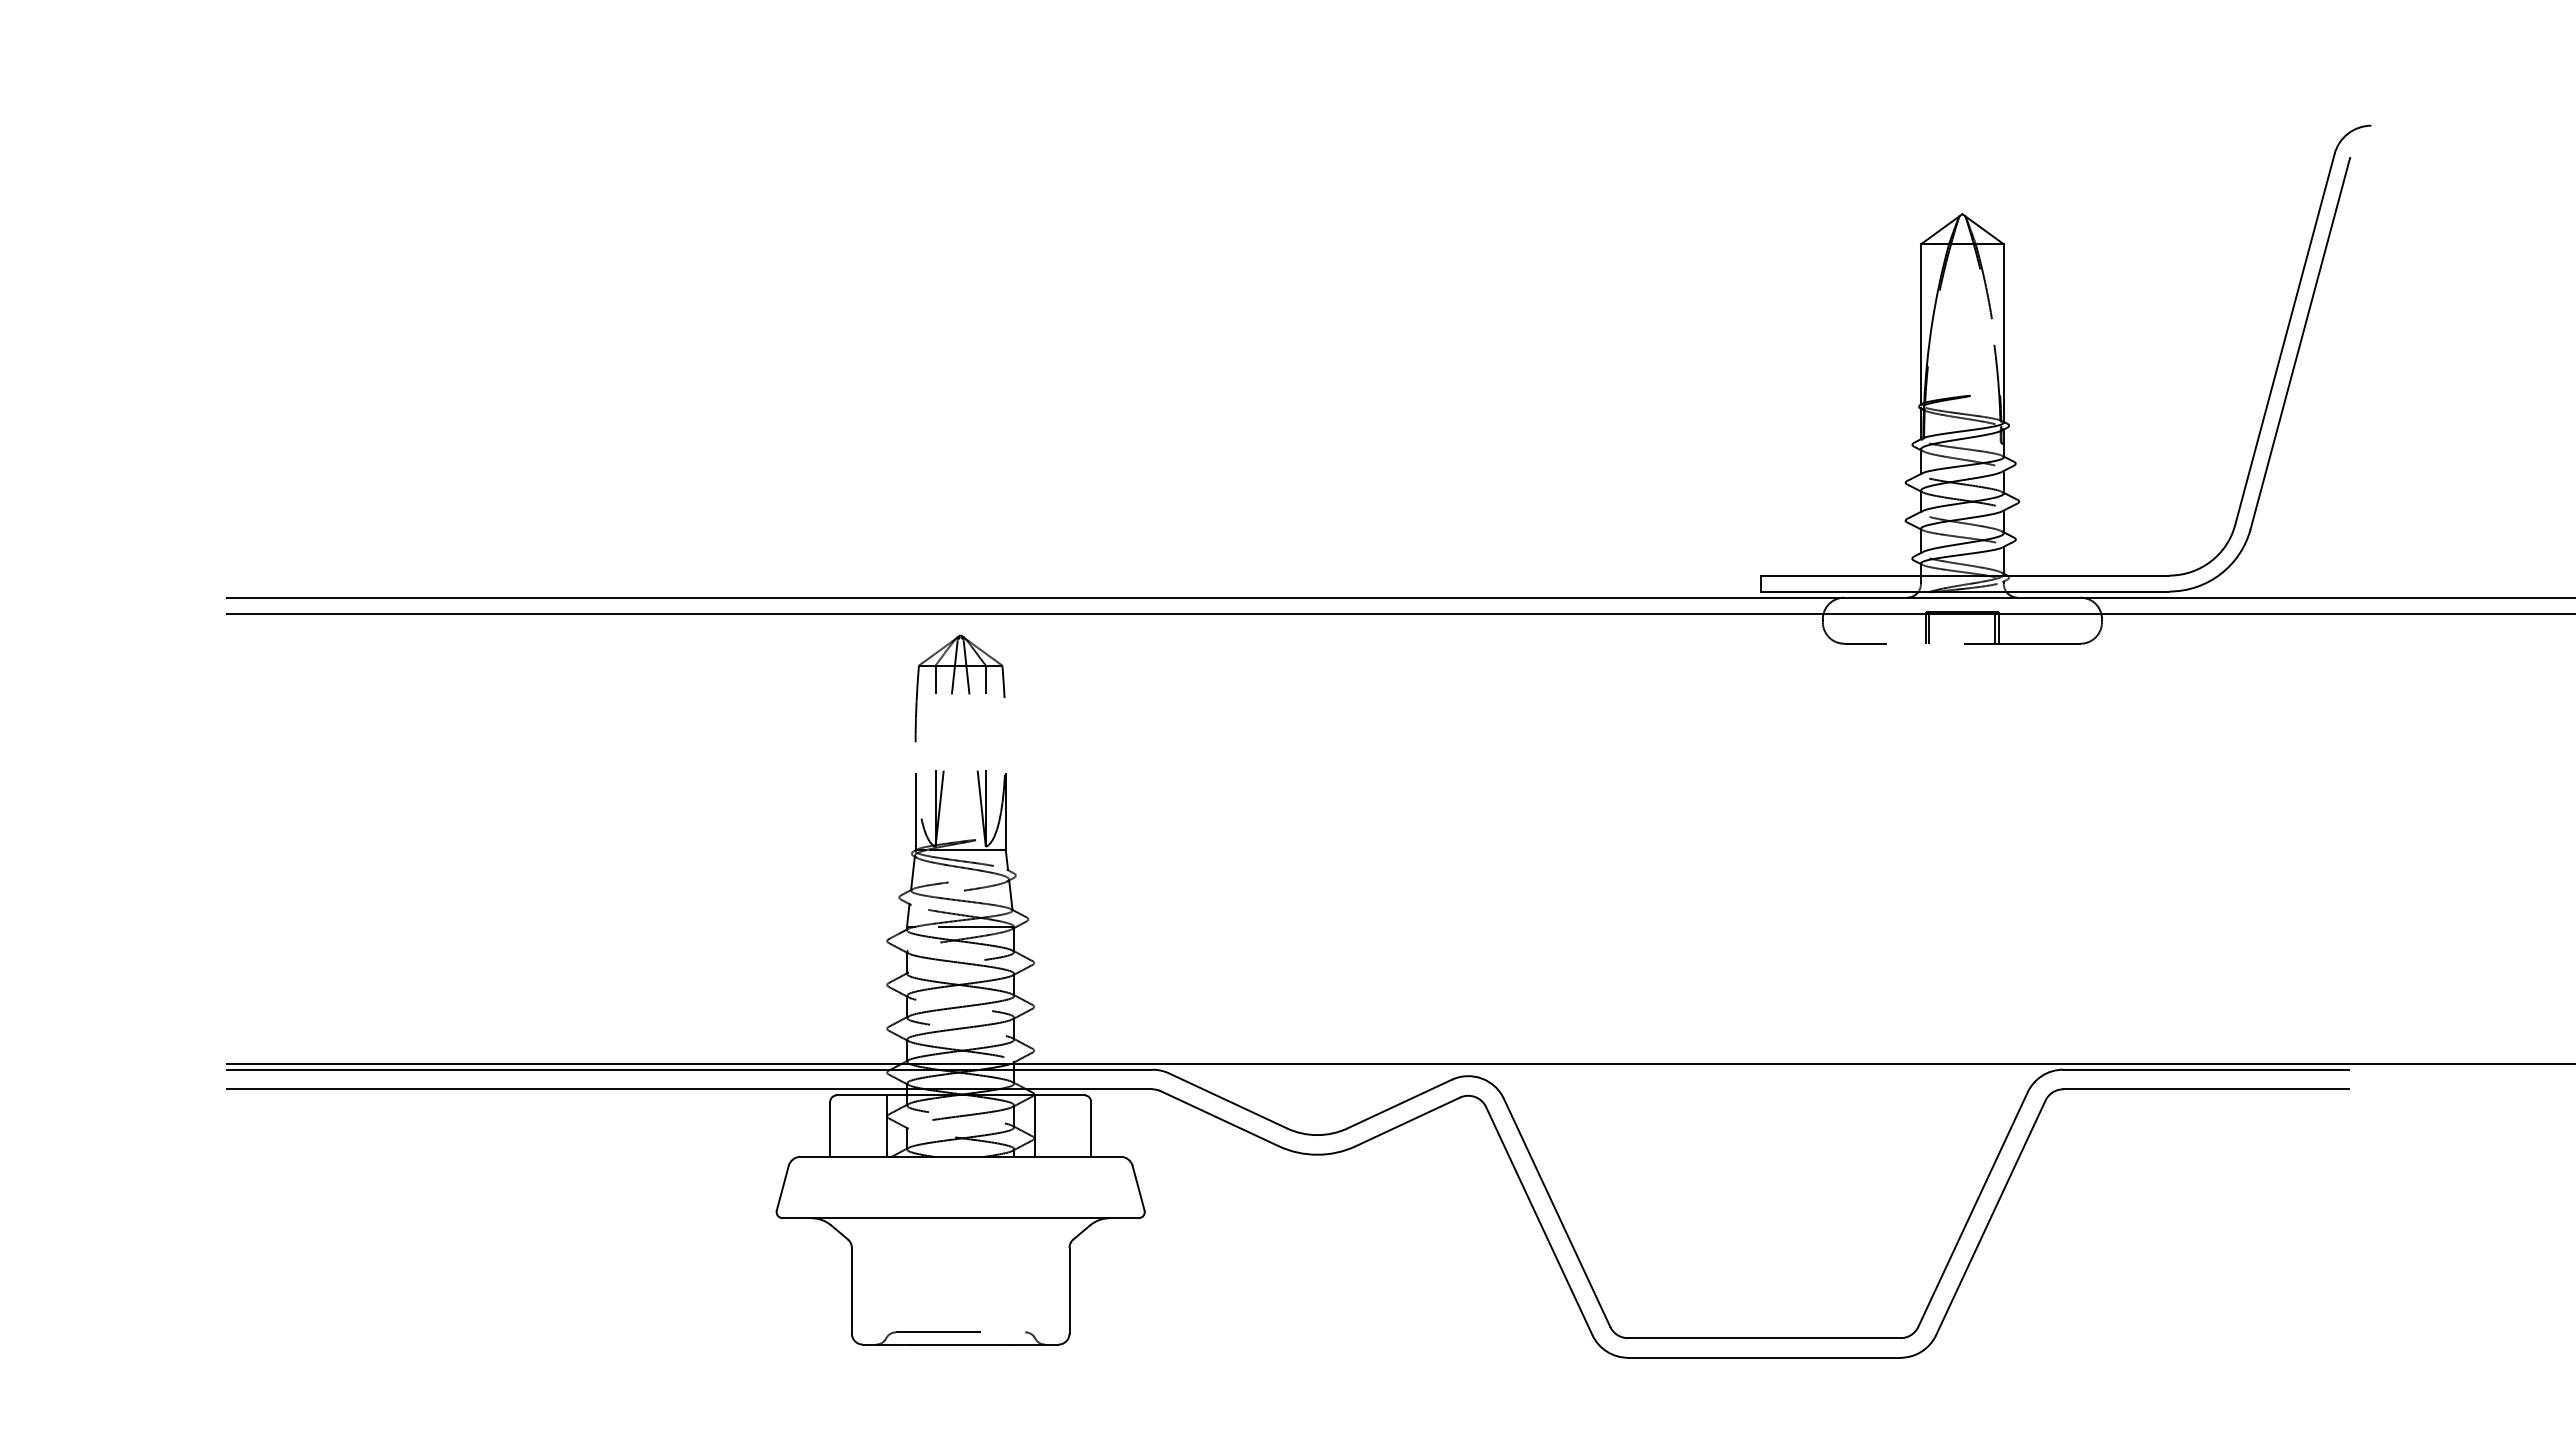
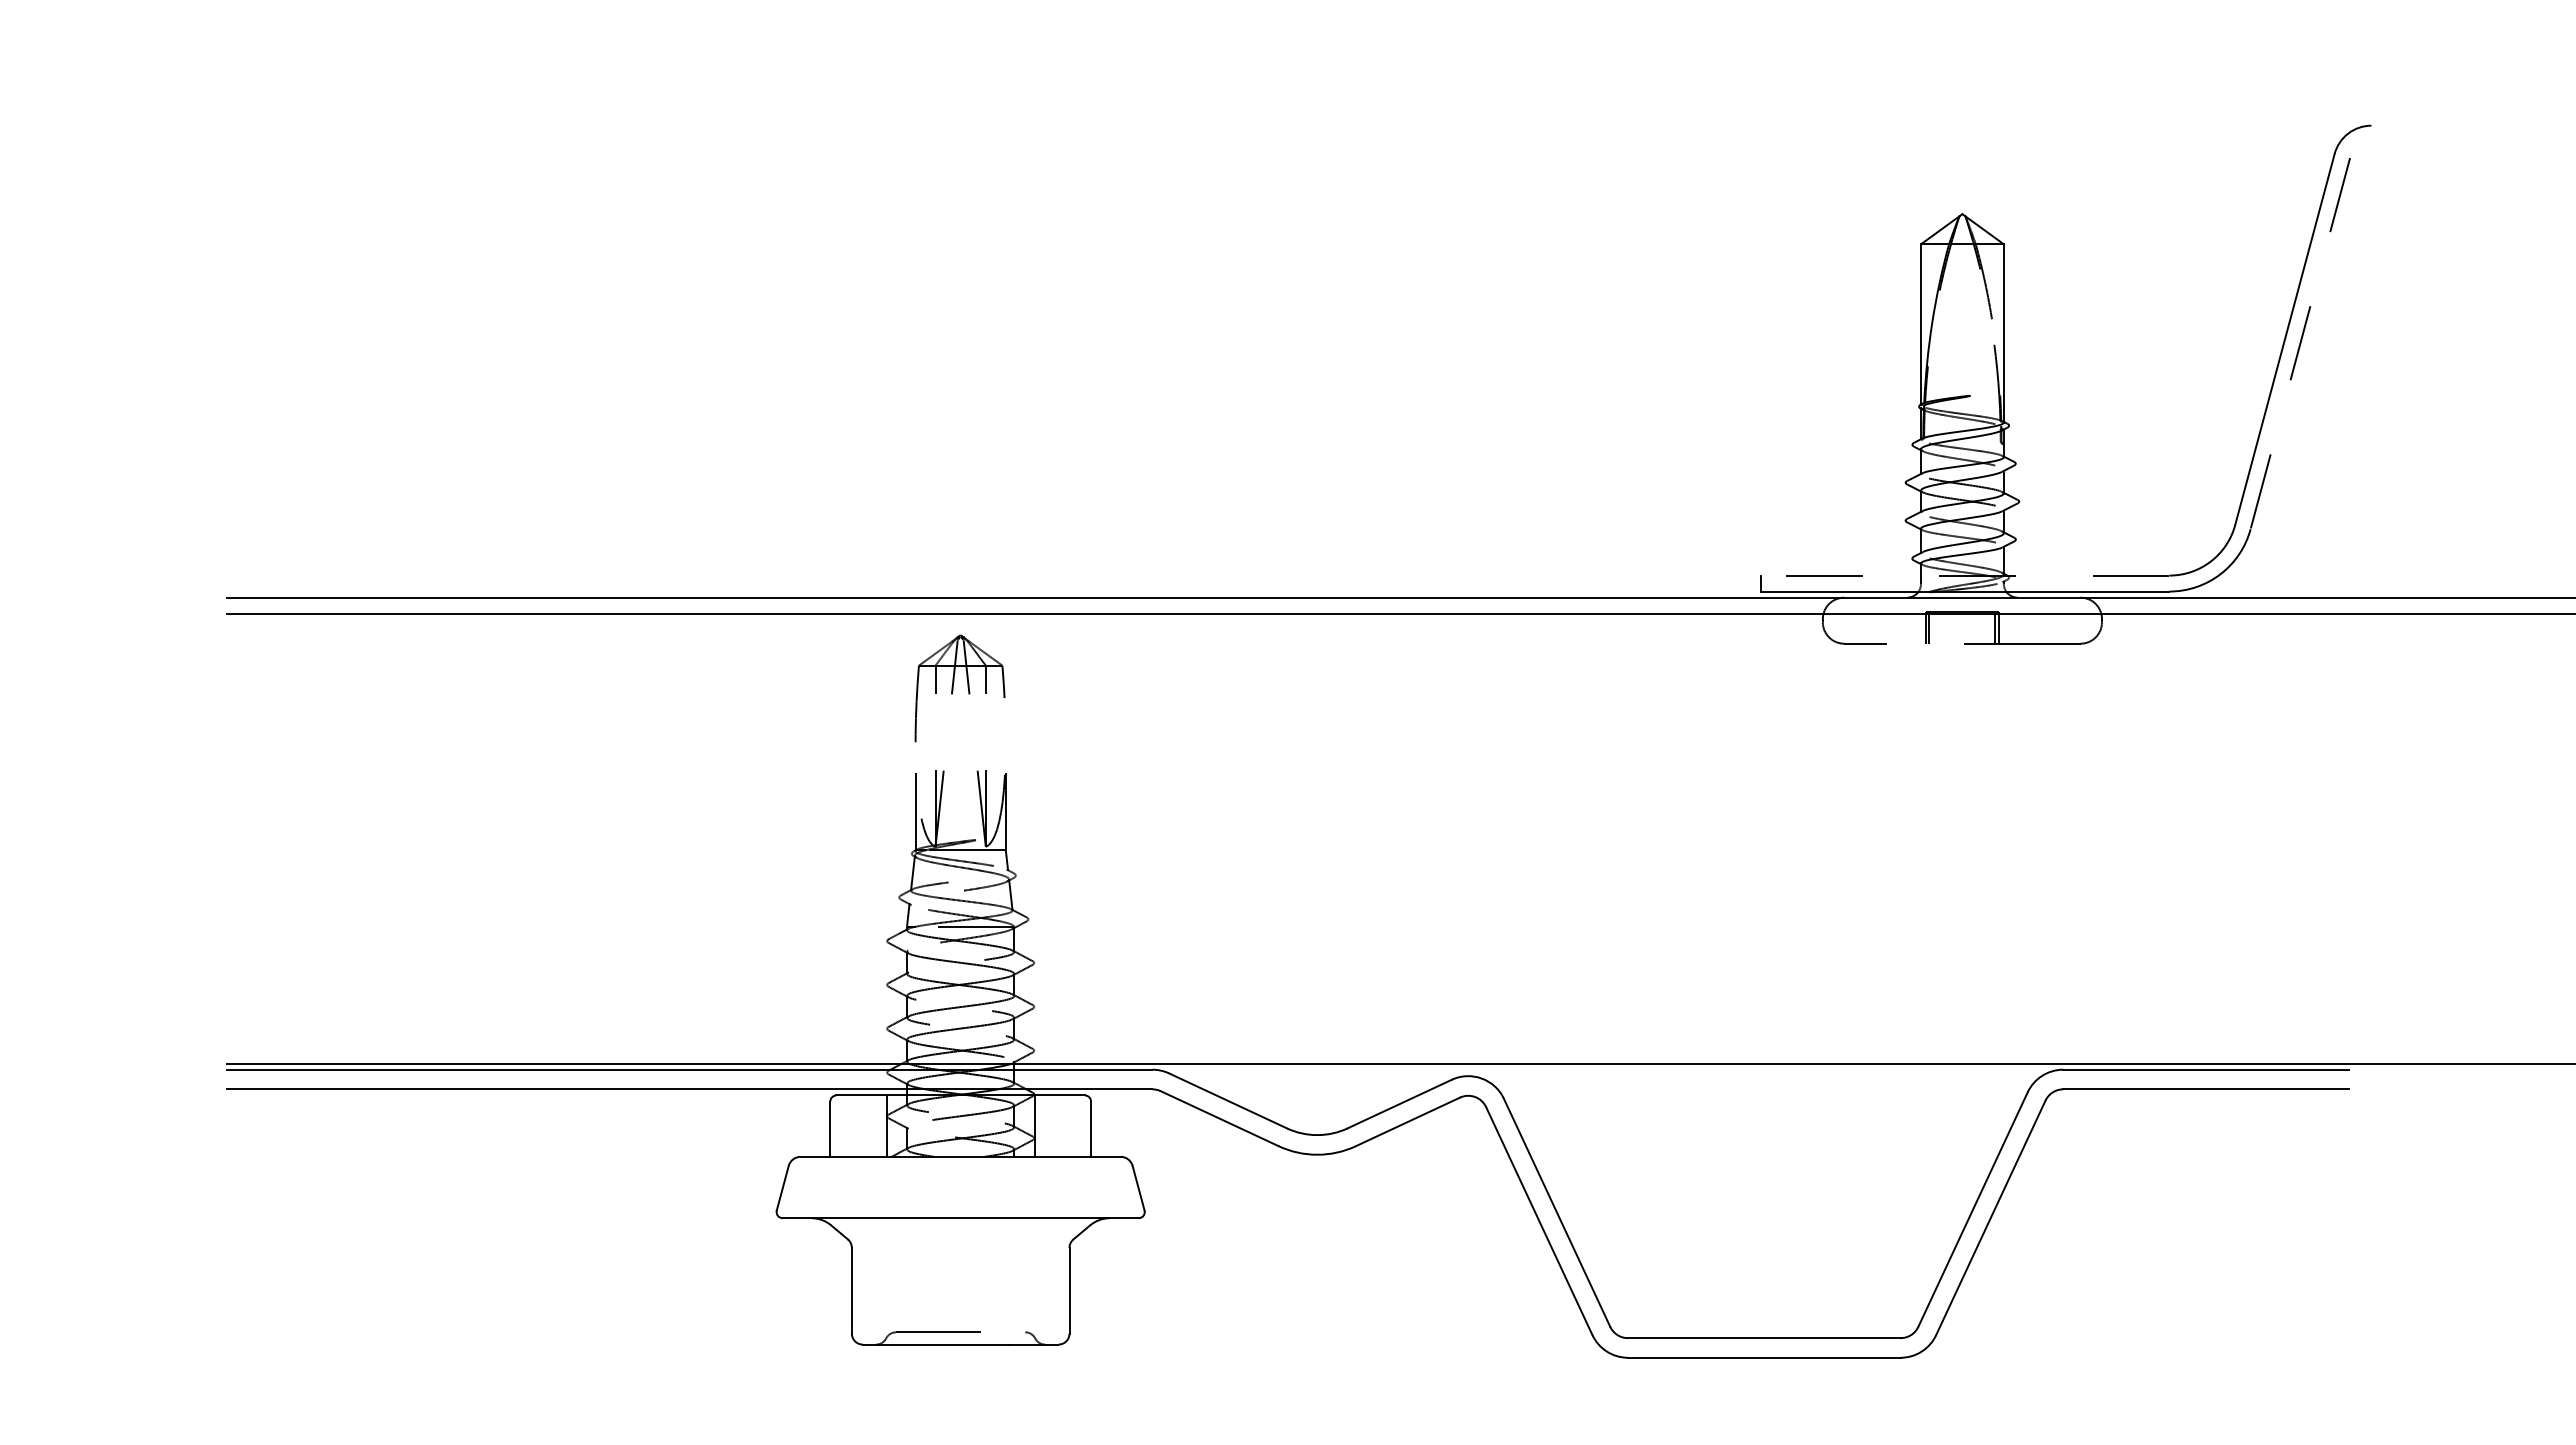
line: solid -> dashed (2300, 344)
line: solid -> dashed (1965, 575)
